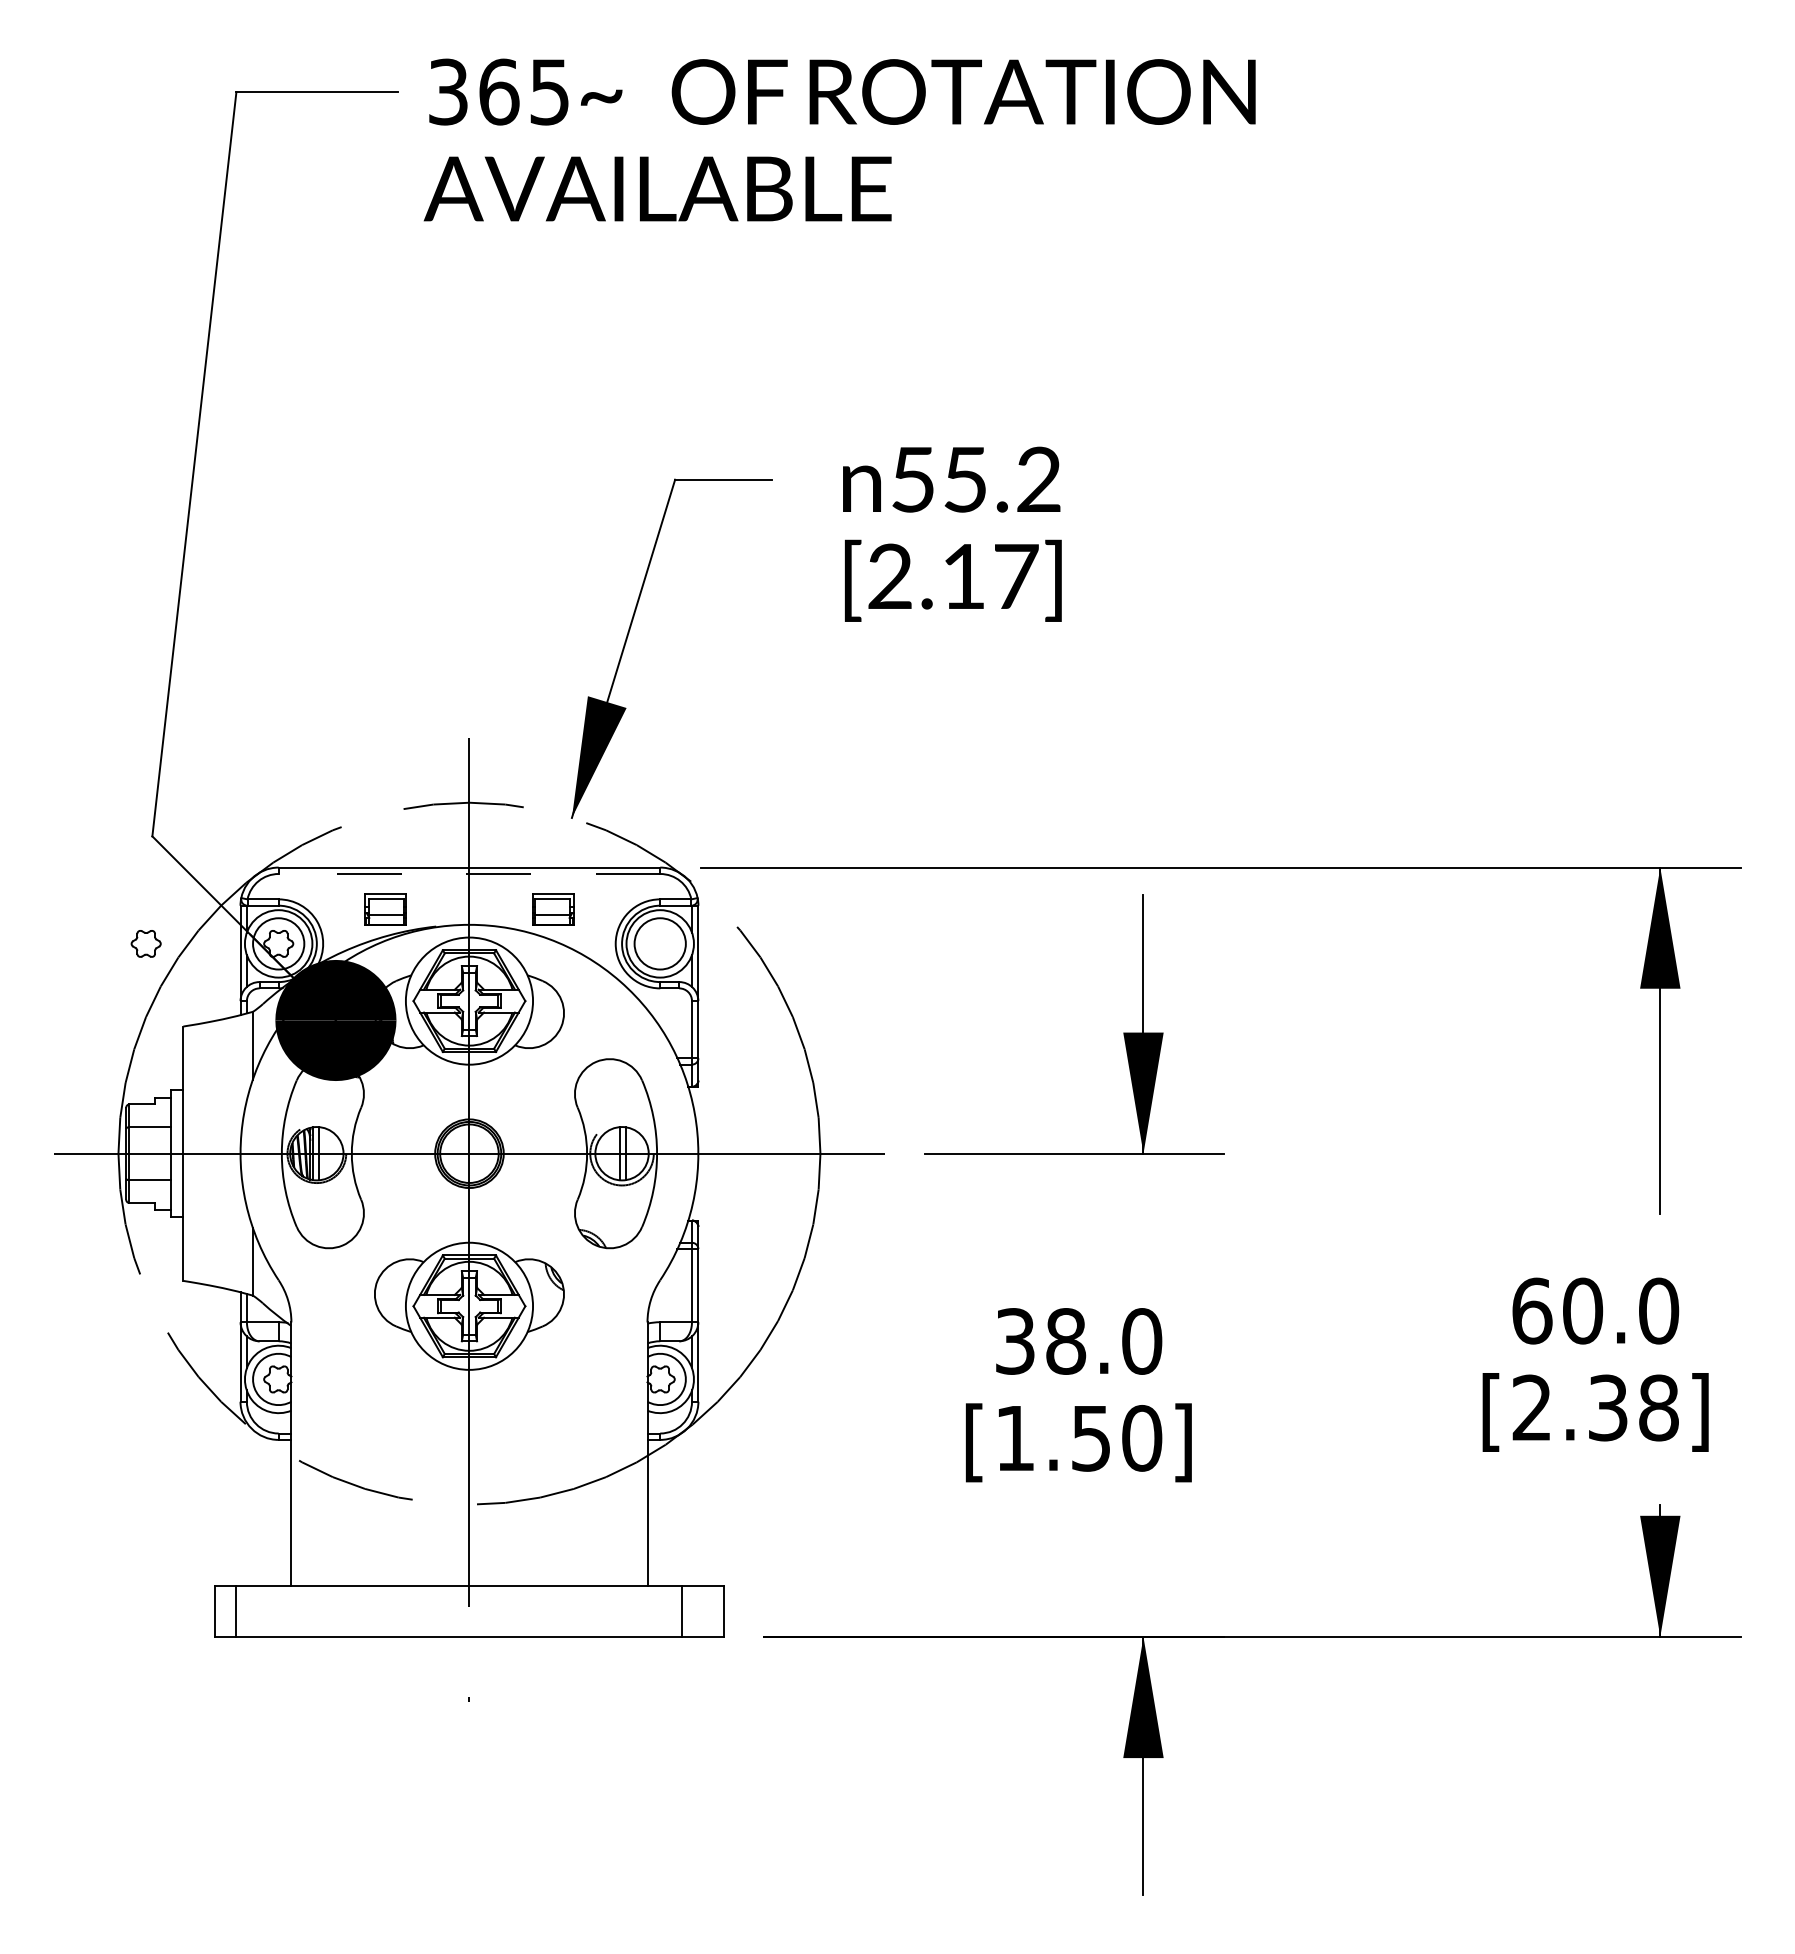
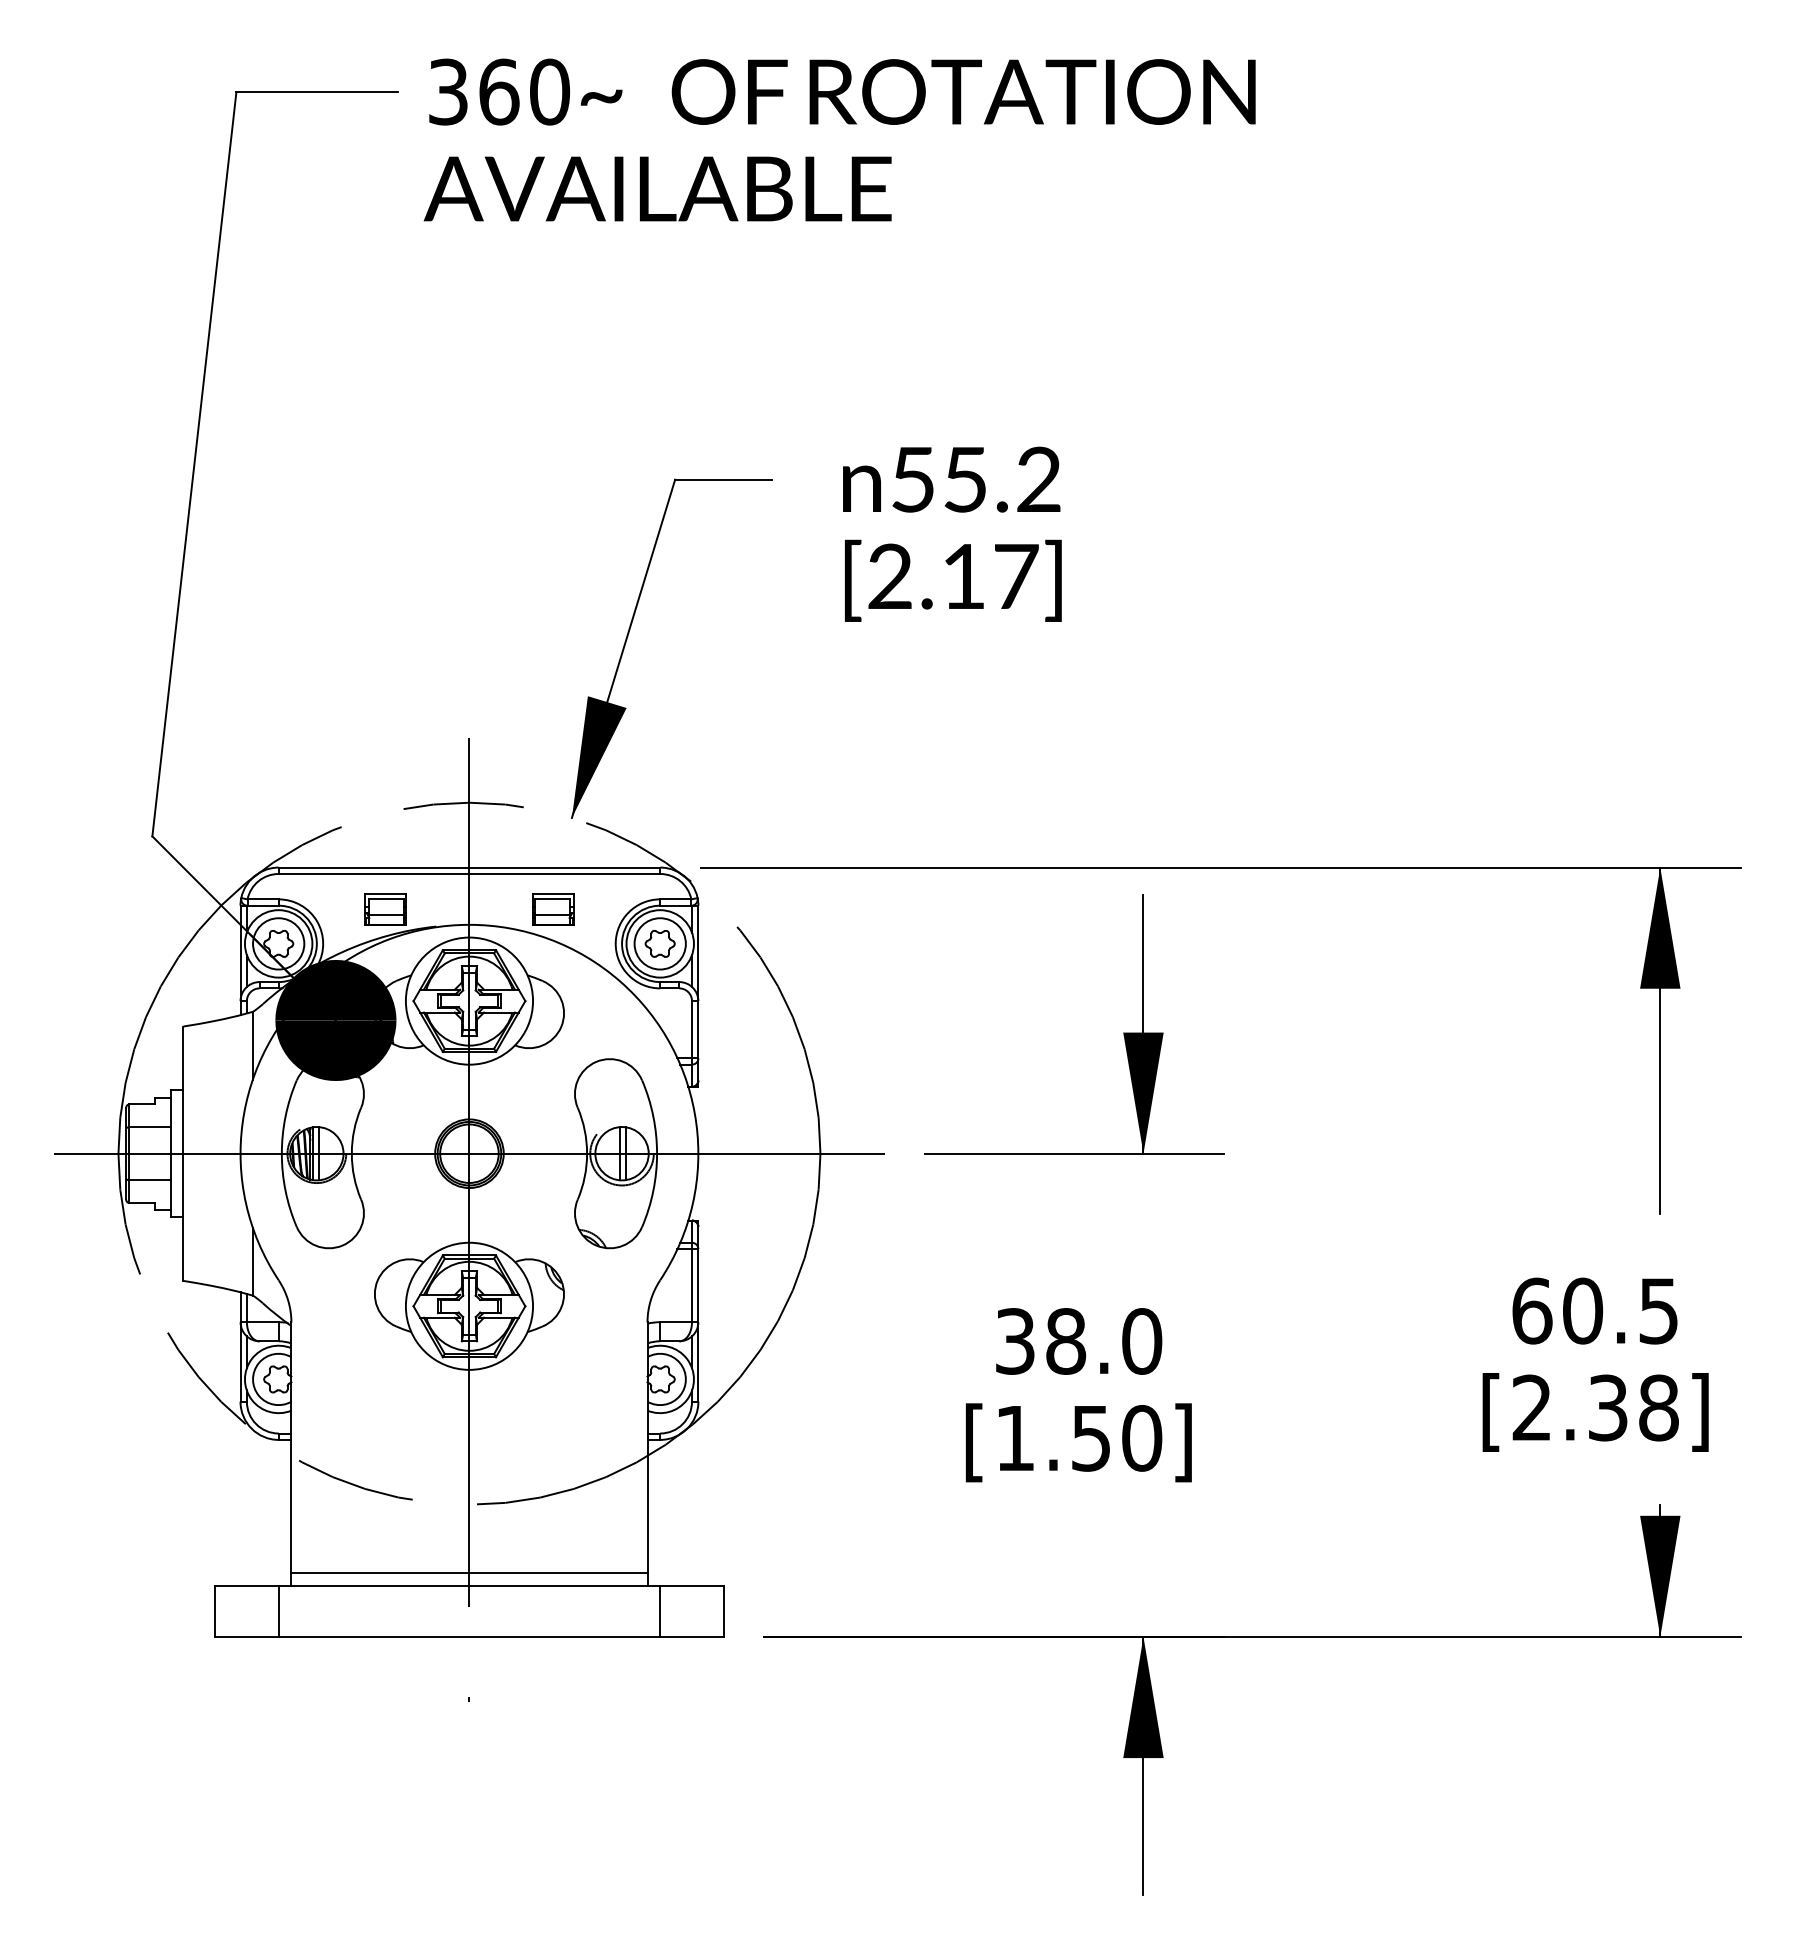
text: 365 -> 360 (550, 91)
line: dashed -> solid (469, 873)
part position: (145, 943) -> (659, 943) (659, 943)
text: 60.0 -> 60.5 (1659, 1310)
line: none -> present (469, 1573)
line position: (235, 1611) -> (278, 1611) (278, 1611)
line position: (682, 1611) -> (660, 1611) (660, 1611)
